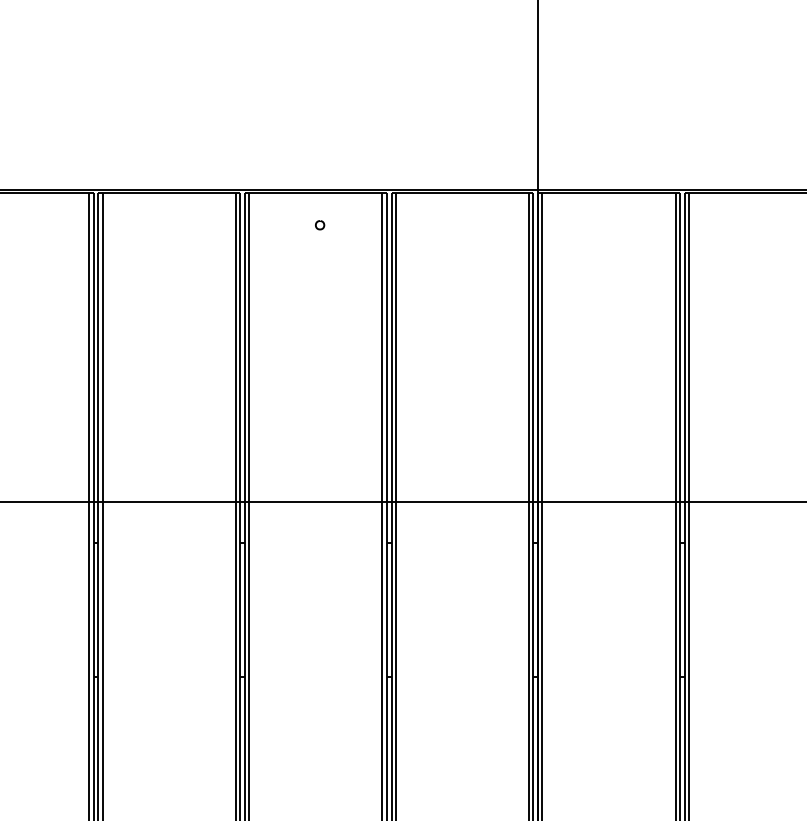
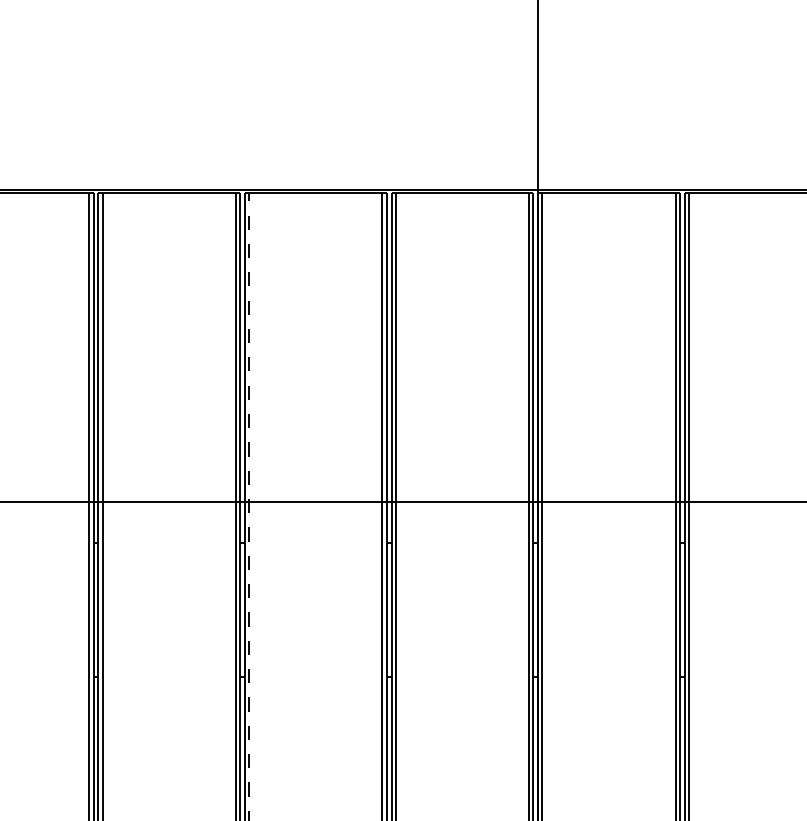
part: present -> none (320, 225)
line: solid -> dashed (249, 506)
